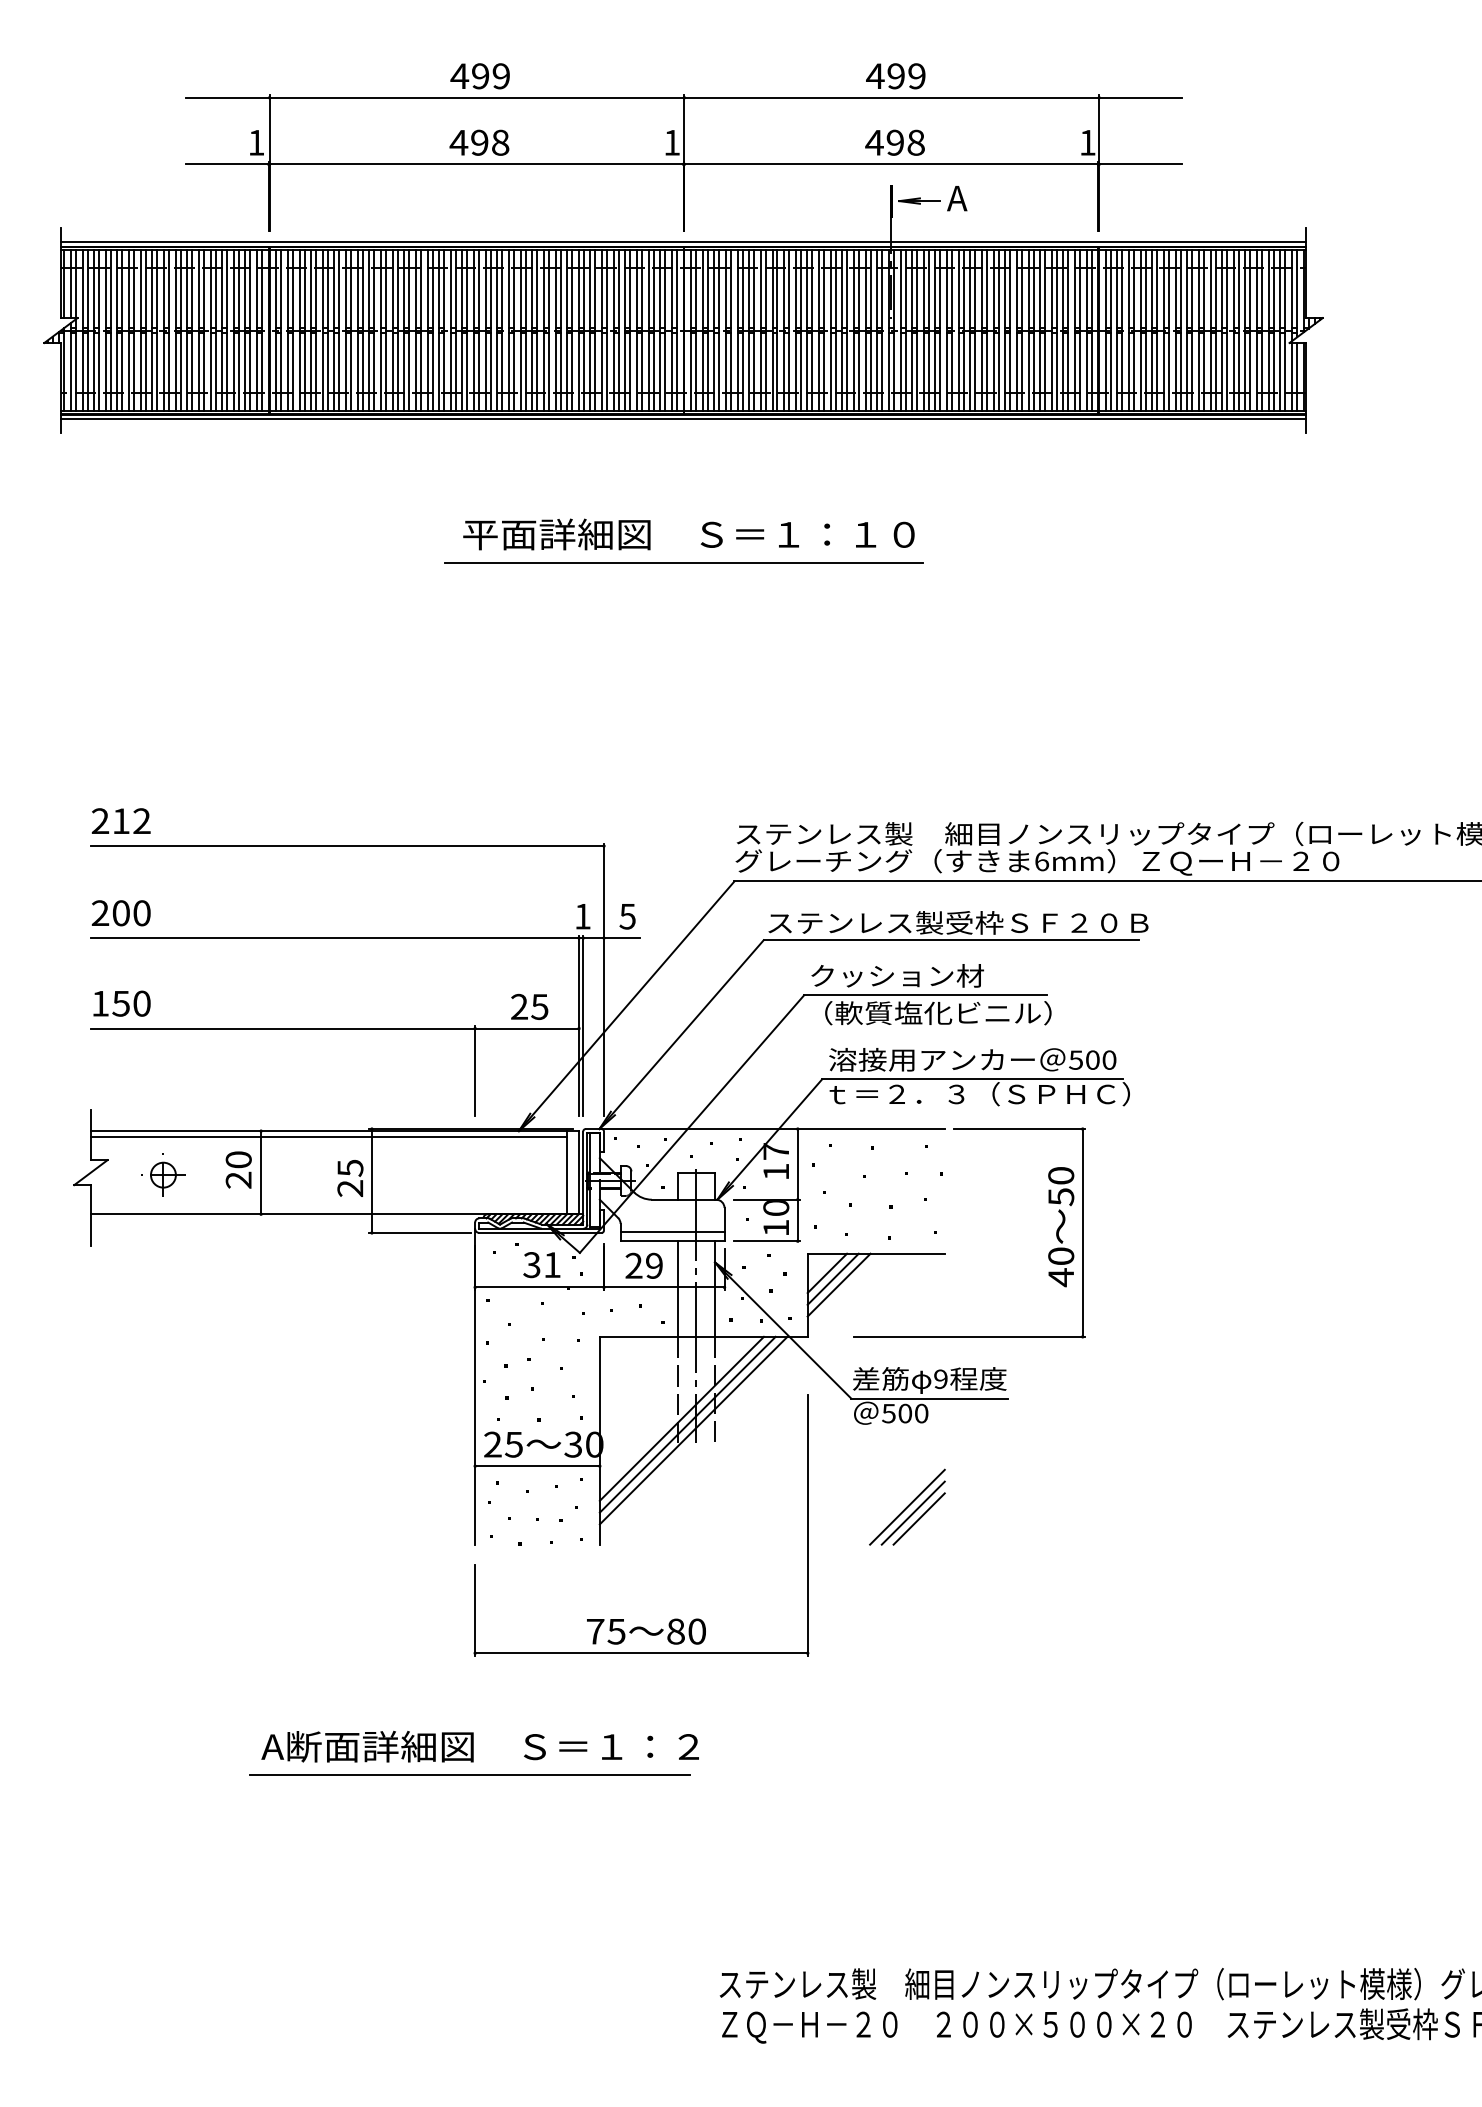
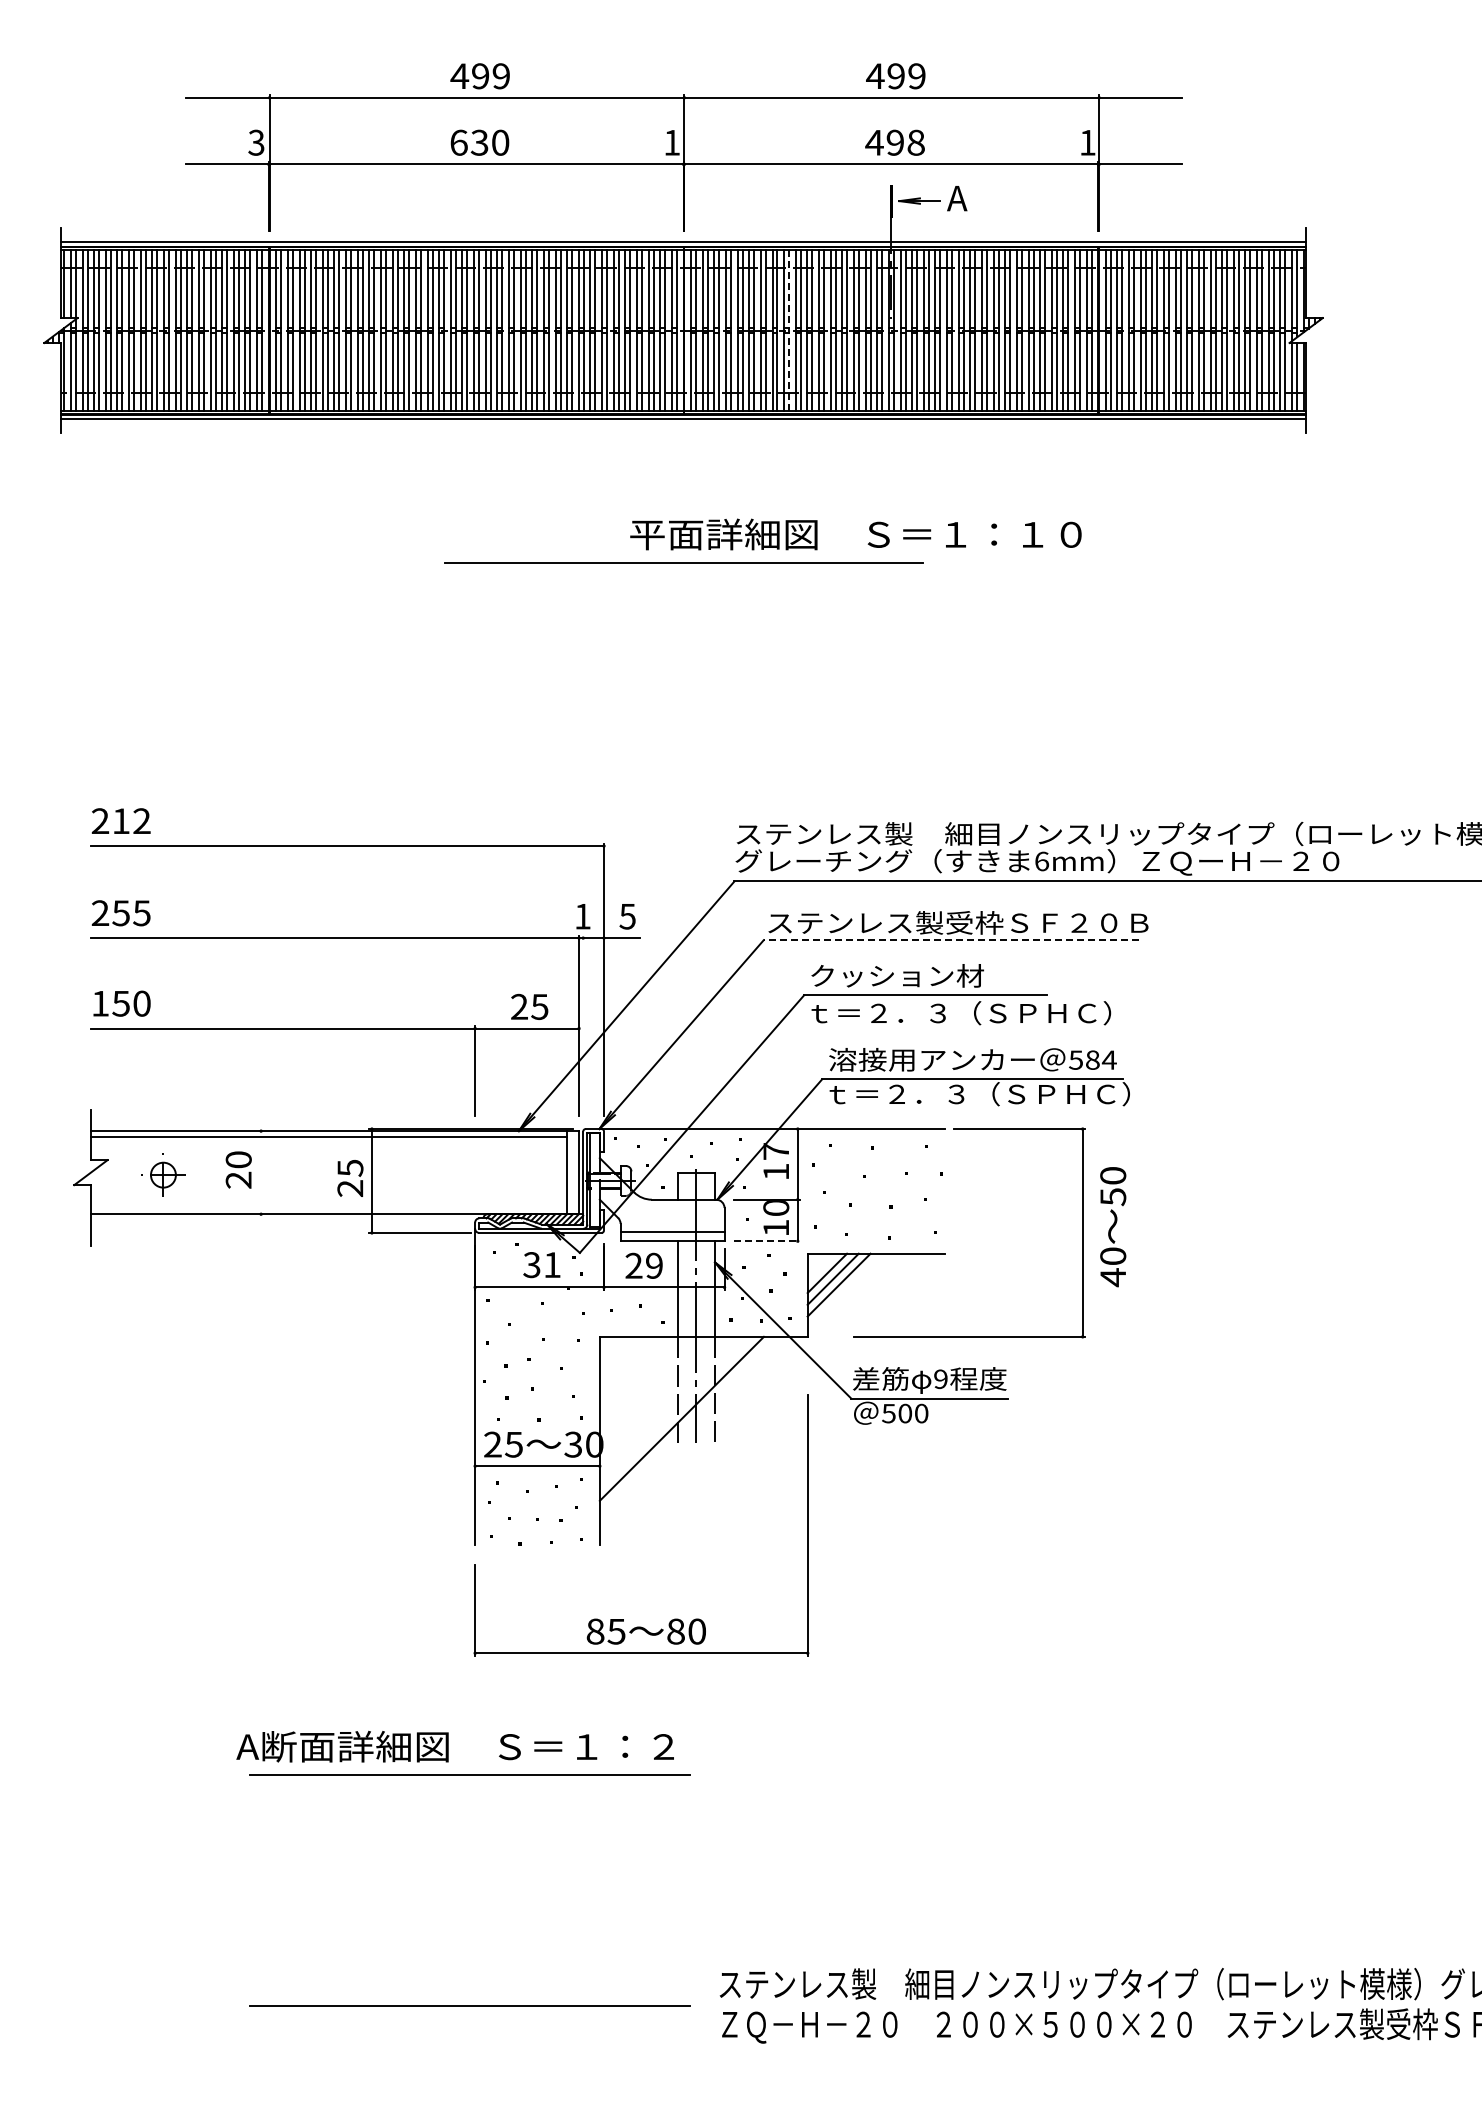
text: 1 -> 3 (256, 142)
text: 498 -> 630 (479, 142)
line: solid -> dashed (789, 330)
text position: (688, 534) -> (855, 534) (855, 534)
text: 200 -> 255 (131, 913)
line: solid -> dashed (950, 940)
text: （軟質塩化ビニル） -> ｔ＝２．３（ＳＰＨＣ） (961, 1013)
line: present -> none (583, 1025)
text: 500 -> 584 (1101, 1059)
line: present -> none (261, 1172)
text position: (1061, 1227) -> (1113, 1227) (1113, 1227)
line: solid -> dashed (767, 1241)
line: present -> none (687, 1424)
line: present -> none (693, 1430)
line: present -> none (907, 1506)
line: present -> none (912, 1512)
line: present -> none (918, 1518)
text: 75 -> 85 (595, 1631)
text position: (479, 1746) -> (454, 1746) (454, 1746)
line: none -> present (469, 2005)
